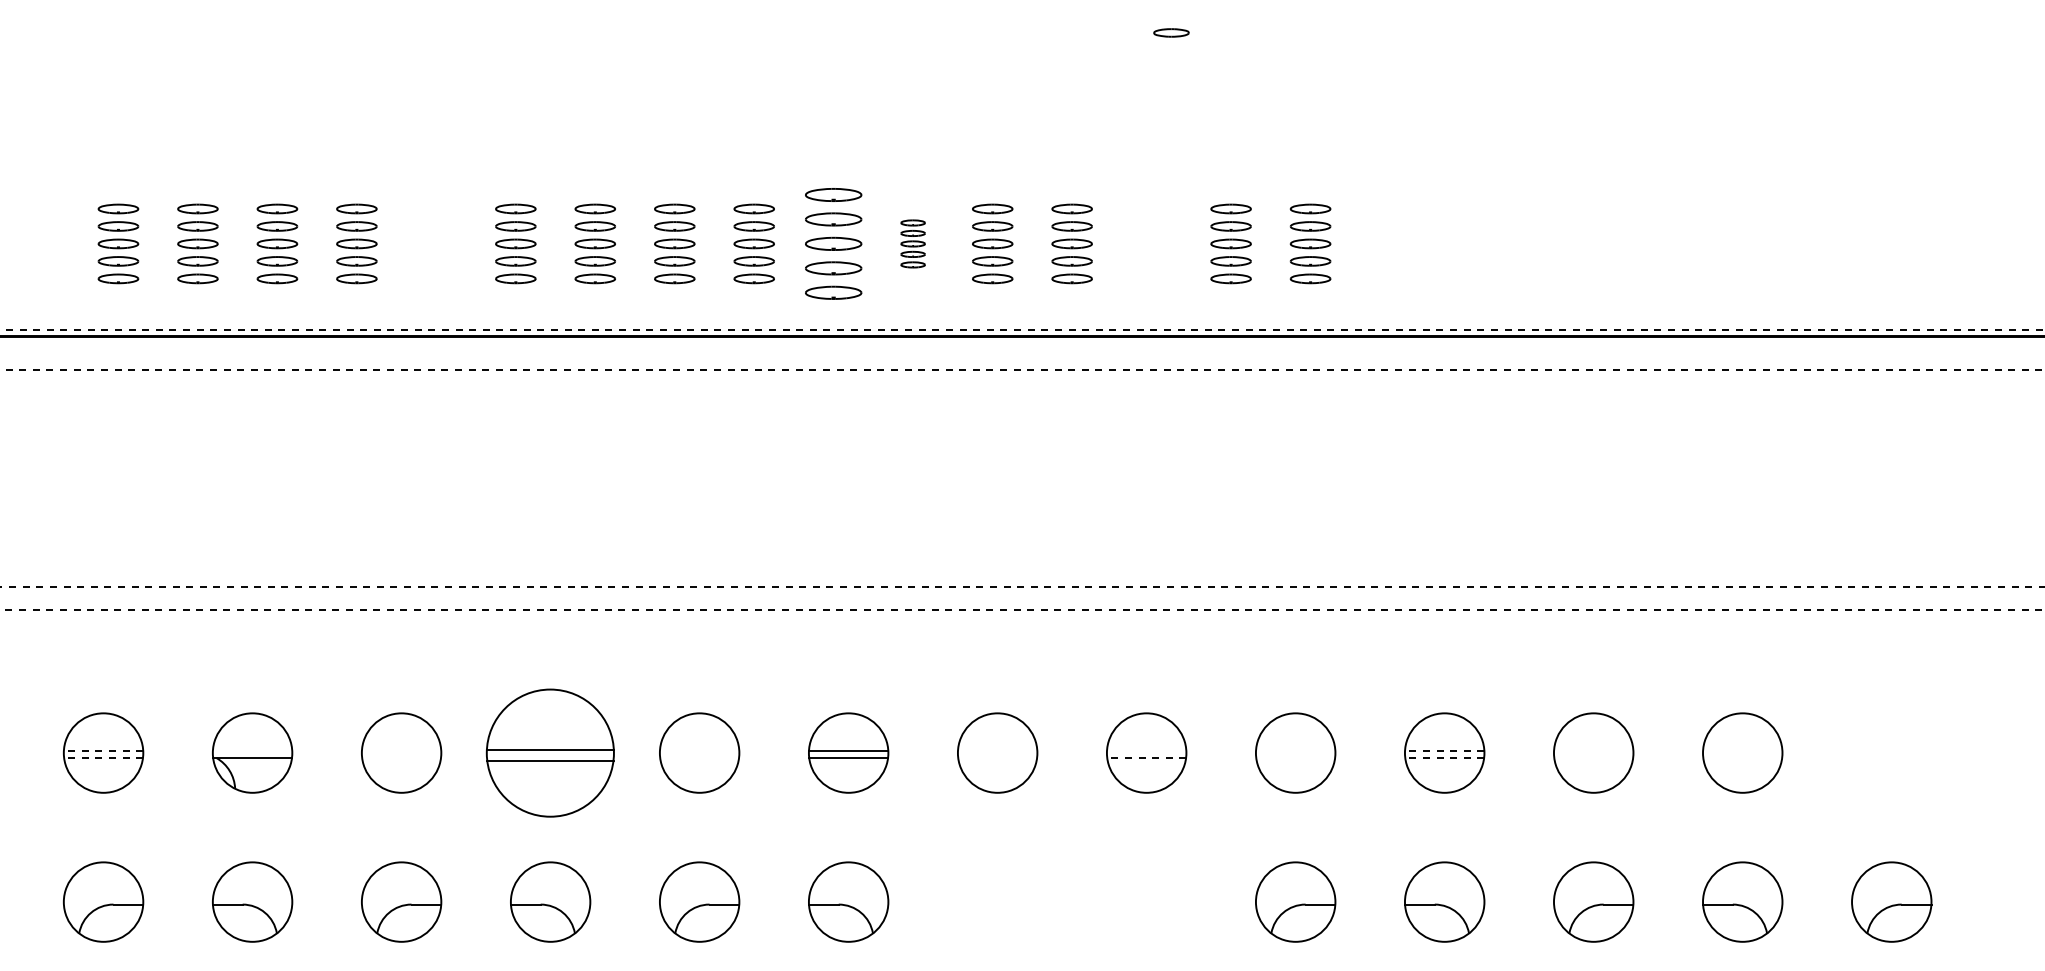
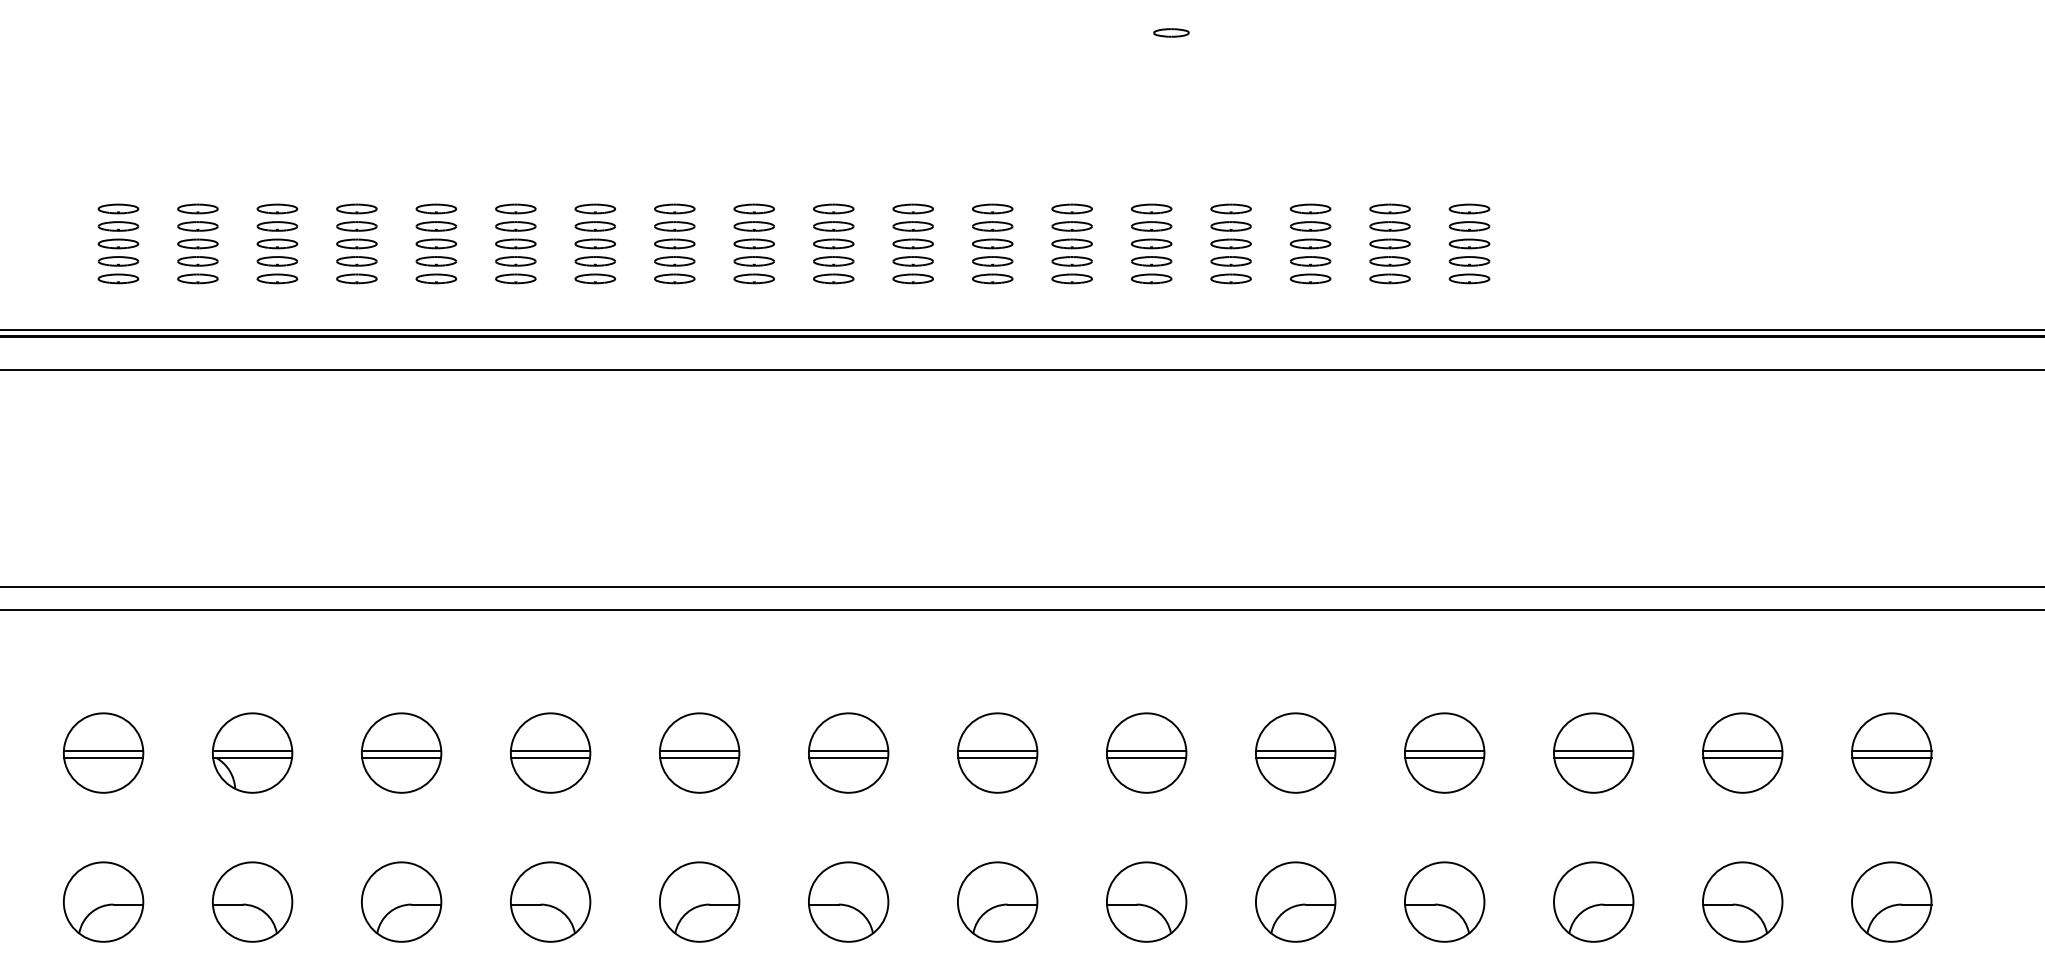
part: none -> present (436, 243)
part size: 58x112 px -> 42x82 px (833, 243)
part size: 26x50 px -> 42x82 px (912, 243)
part: none -> present (1151, 243)
part: none -> present (1389, 243)
part: none -> present (1469, 243)
line: dashed -> solid (1022, 329)
line: dashed -> solid (1023, 369)
line: dashed -> solid (1022, 587)
line: dashed -> solid (1022, 609)
line: dashed -> solid (103, 751)
line: none -> present (252, 751)
line: none -> present (401, 751)
line: none -> present (699, 751)
line: none -> present (997, 751)
line: none -> present (1146, 751)
line: none -> present (1295, 751)
line: dashed -> solid (1444, 751)
line: none -> present (1593, 751)
line: none -> present (1742, 751)
part size: 130x130 px -> 82x82 px (550, 752)
part: none -> present (1891, 752)
line: dashed -> solid (103, 758)
line: none -> present (401, 758)
line: none -> present (699, 758)
line: none -> present (997, 758)
line: dashed -> solid (1146, 758)
line: none -> present (1295, 758)
line: dashed -> solid (1444, 758)
line: none -> present (1593, 758)
line: none -> present (1742, 758)
part: none -> present (997, 901)
part: none -> present (1146, 901)
